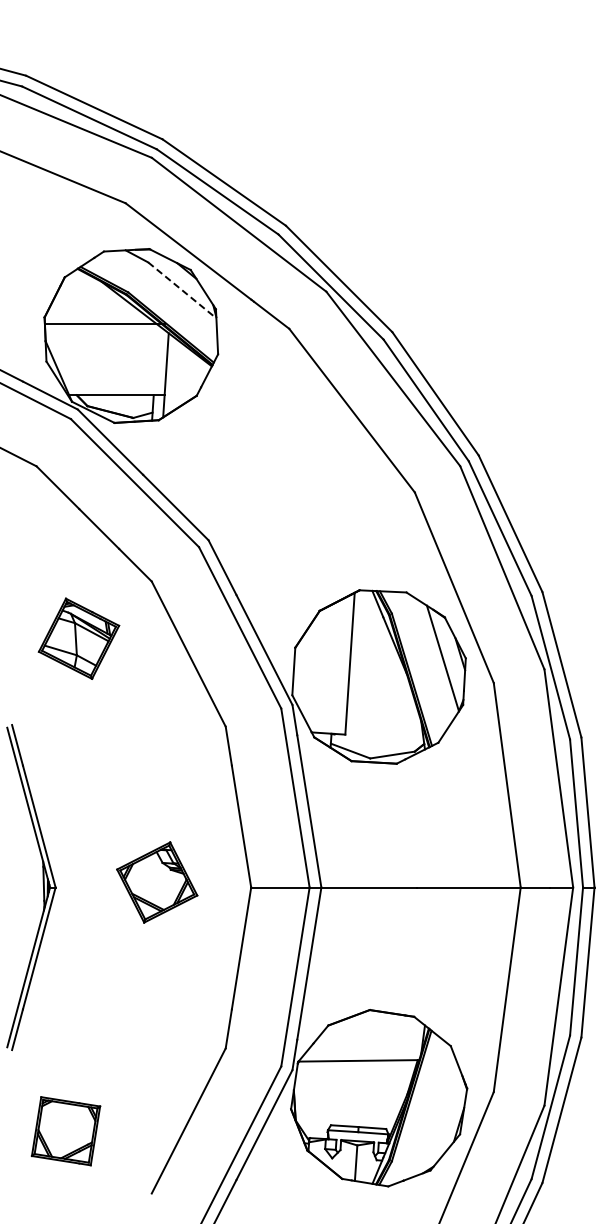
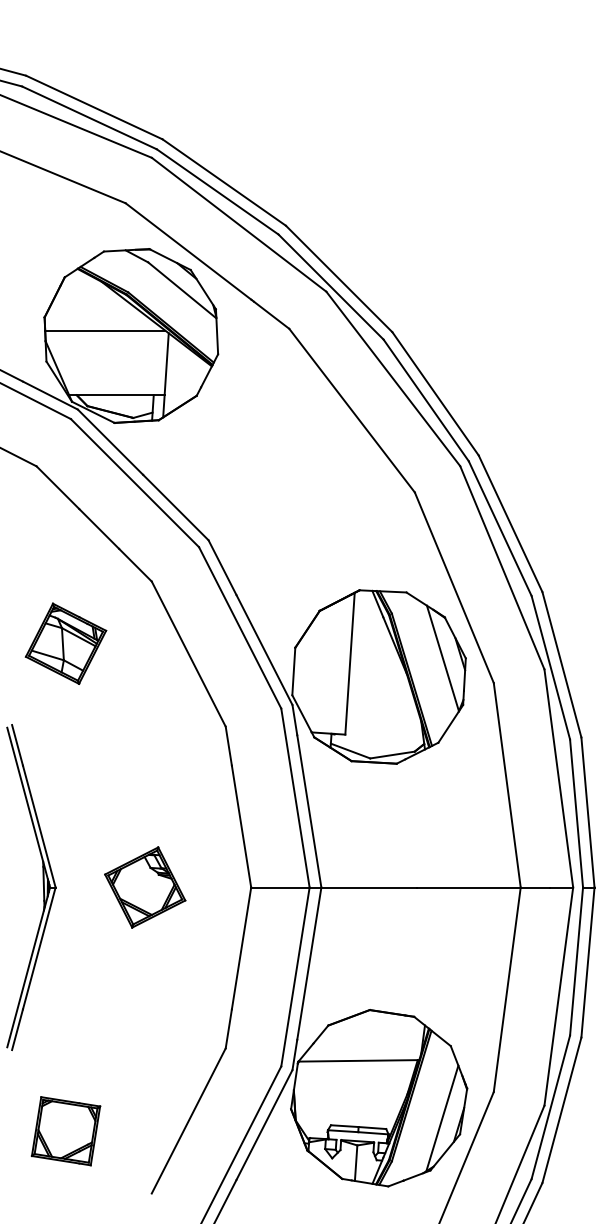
line: dashed -> solid (182, 290)
line position: (105, 323) -> (105, 330) (105, 330)
part position: (78, 638) -> (65, 643) (65, 643)
part position: (157, 882) -> (145, 887) (145, 887)
line: none -> present (442, 1118)
